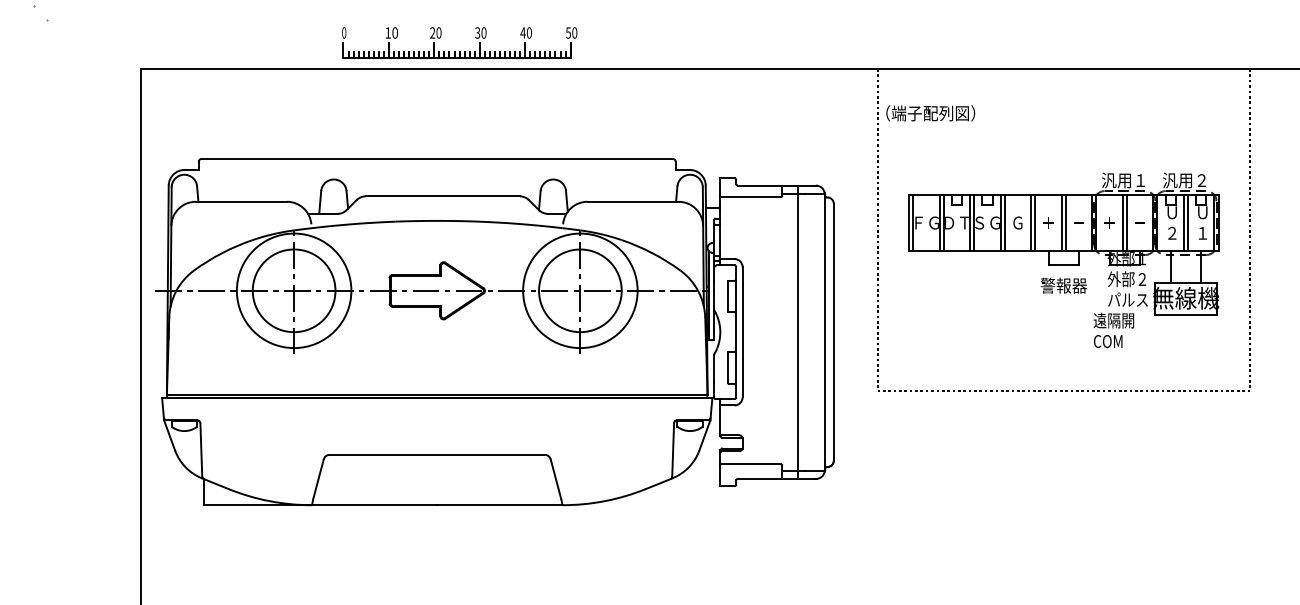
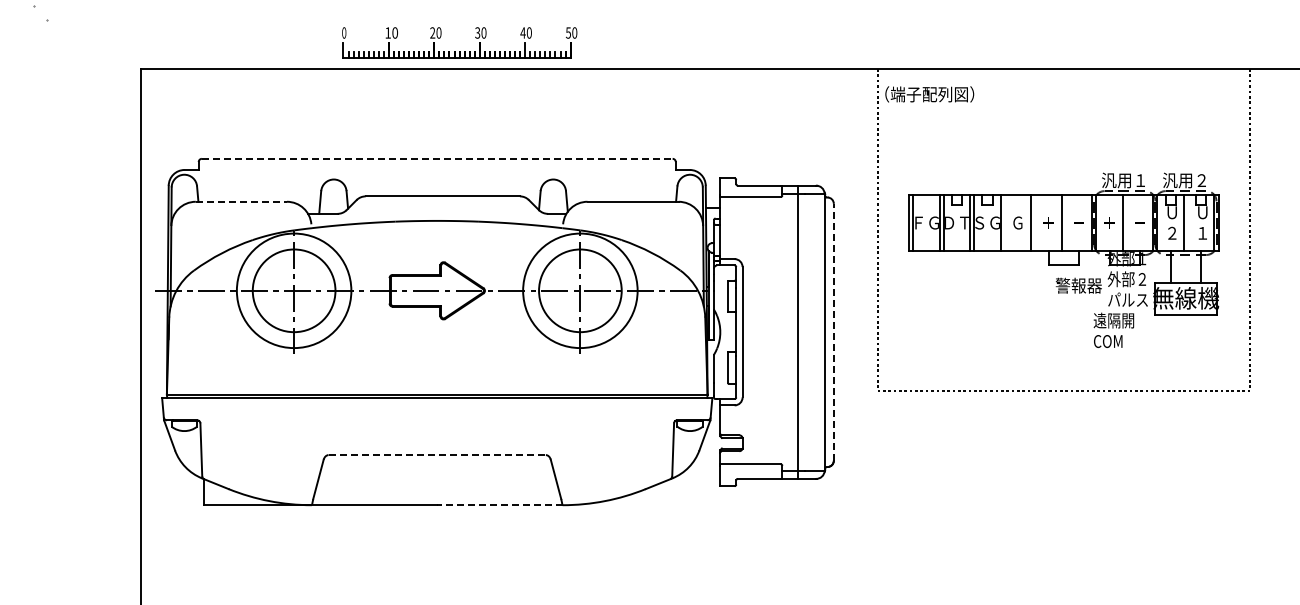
text position: (930, 113) -> (929, 94) (929, 94)
line: solid -> dashed (437, 158)
line: solid -> dashed (241, 201)
line: present -> none (1004, 222)
line: present -> none (1035, 222)
line: present -> none (1065, 222)
line: present -> none (1126, 222)
line: present -> none (1187, 222)
text position: (1063, 285) -> (1078, 285) (1078, 285)
line: solid -> dashed (833, 331)
line: solid -> dashed (437, 455)
line: solid -> dashed (499, 505)
